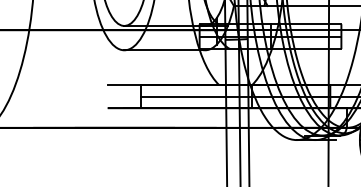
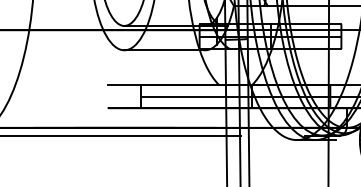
line: none -> present (121, 136)
